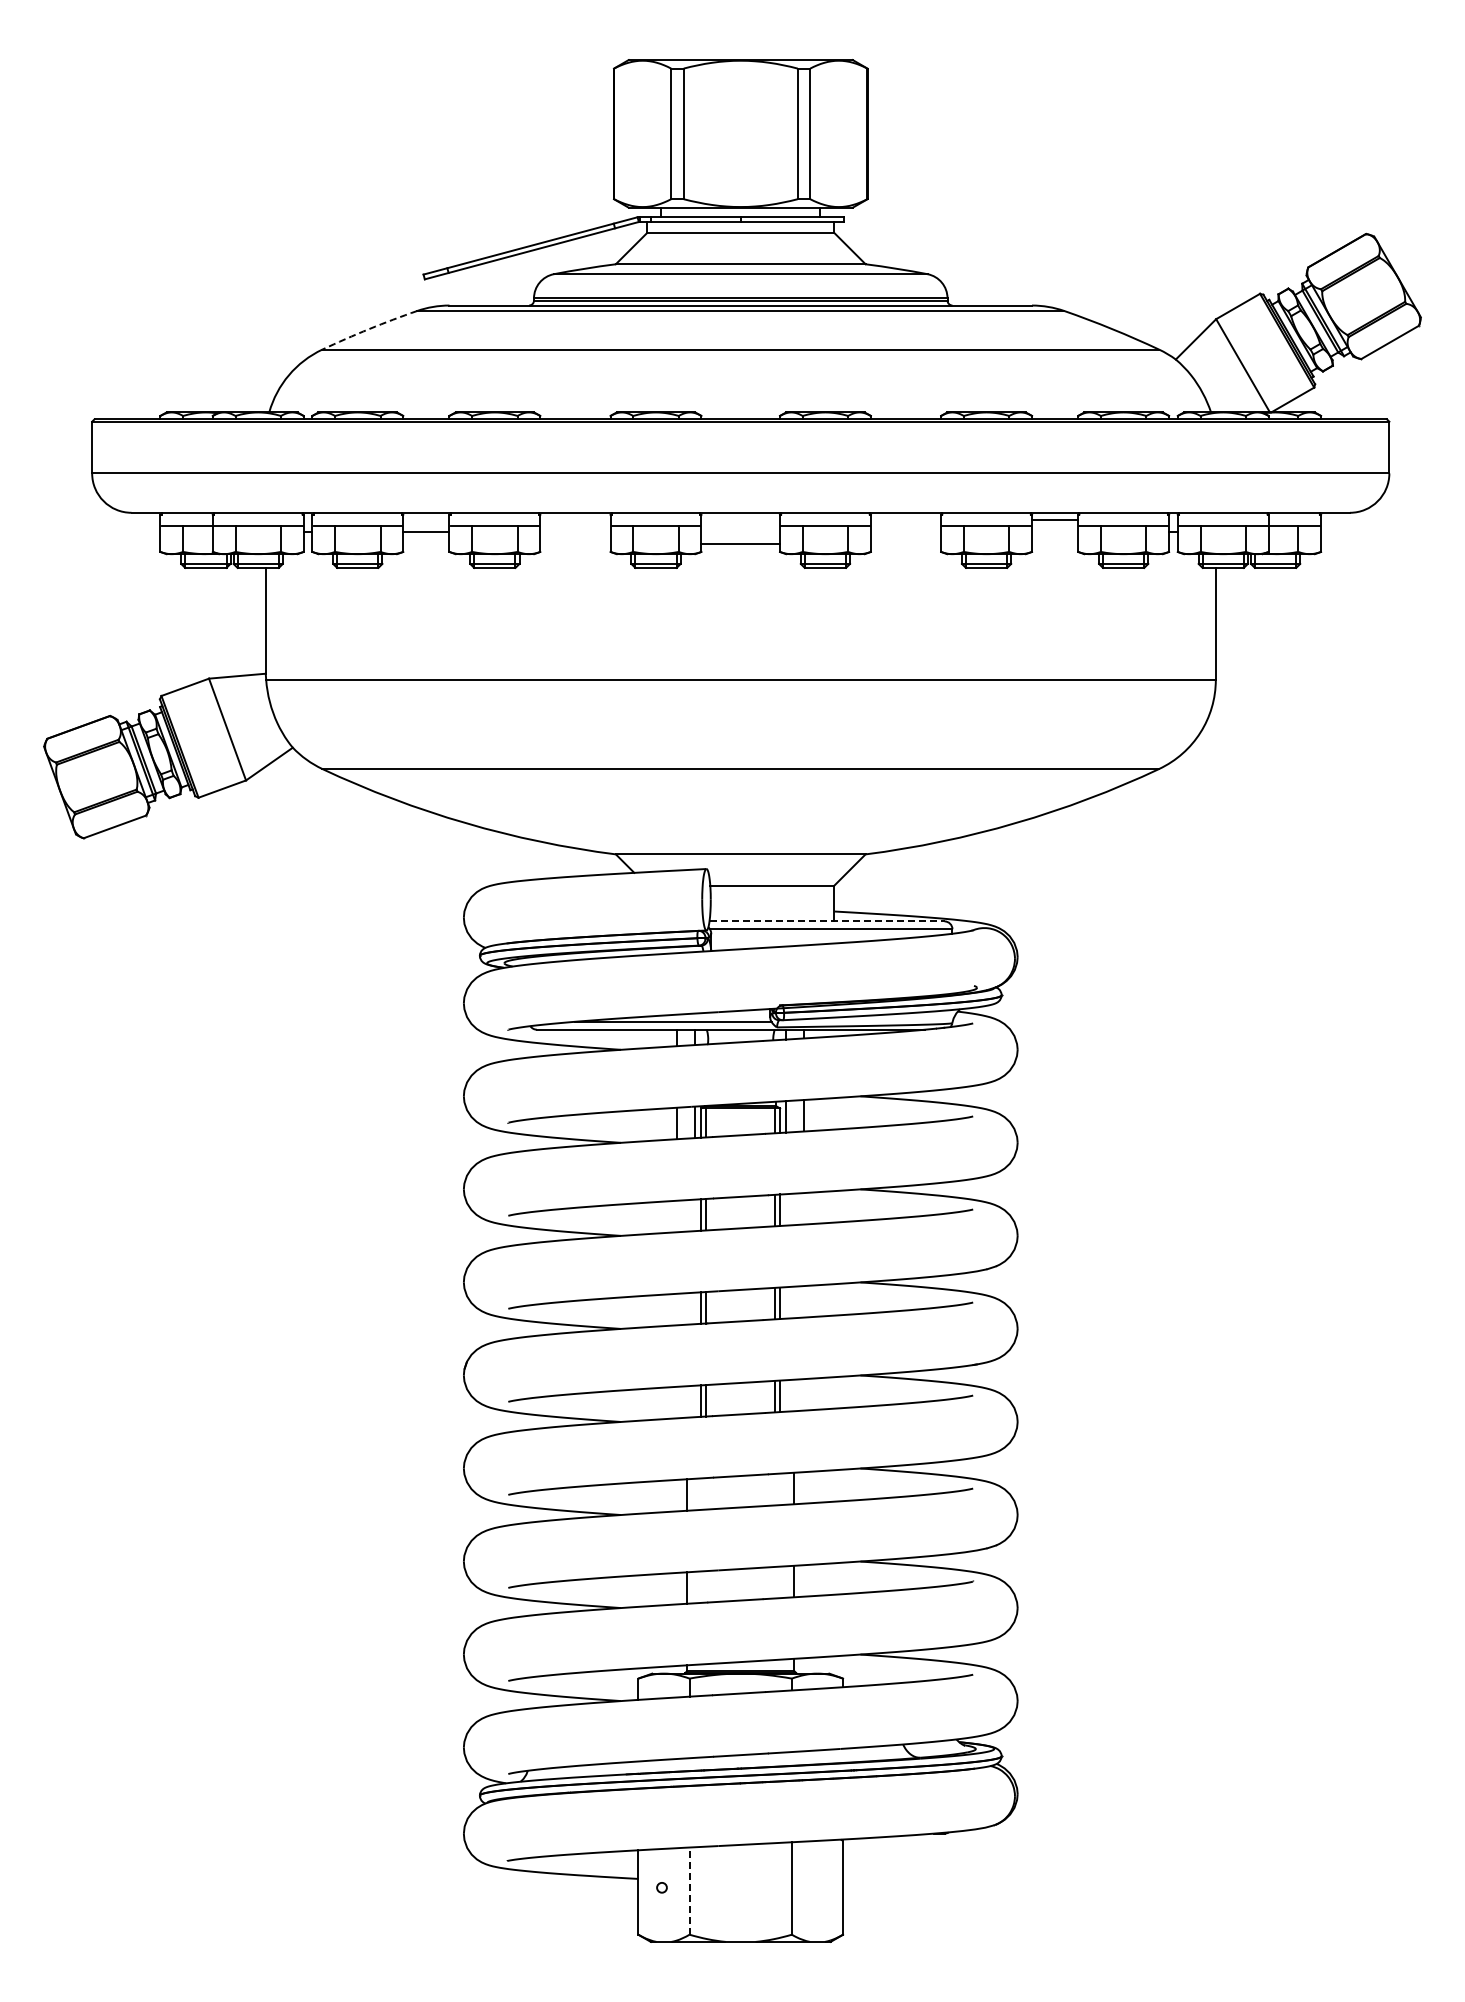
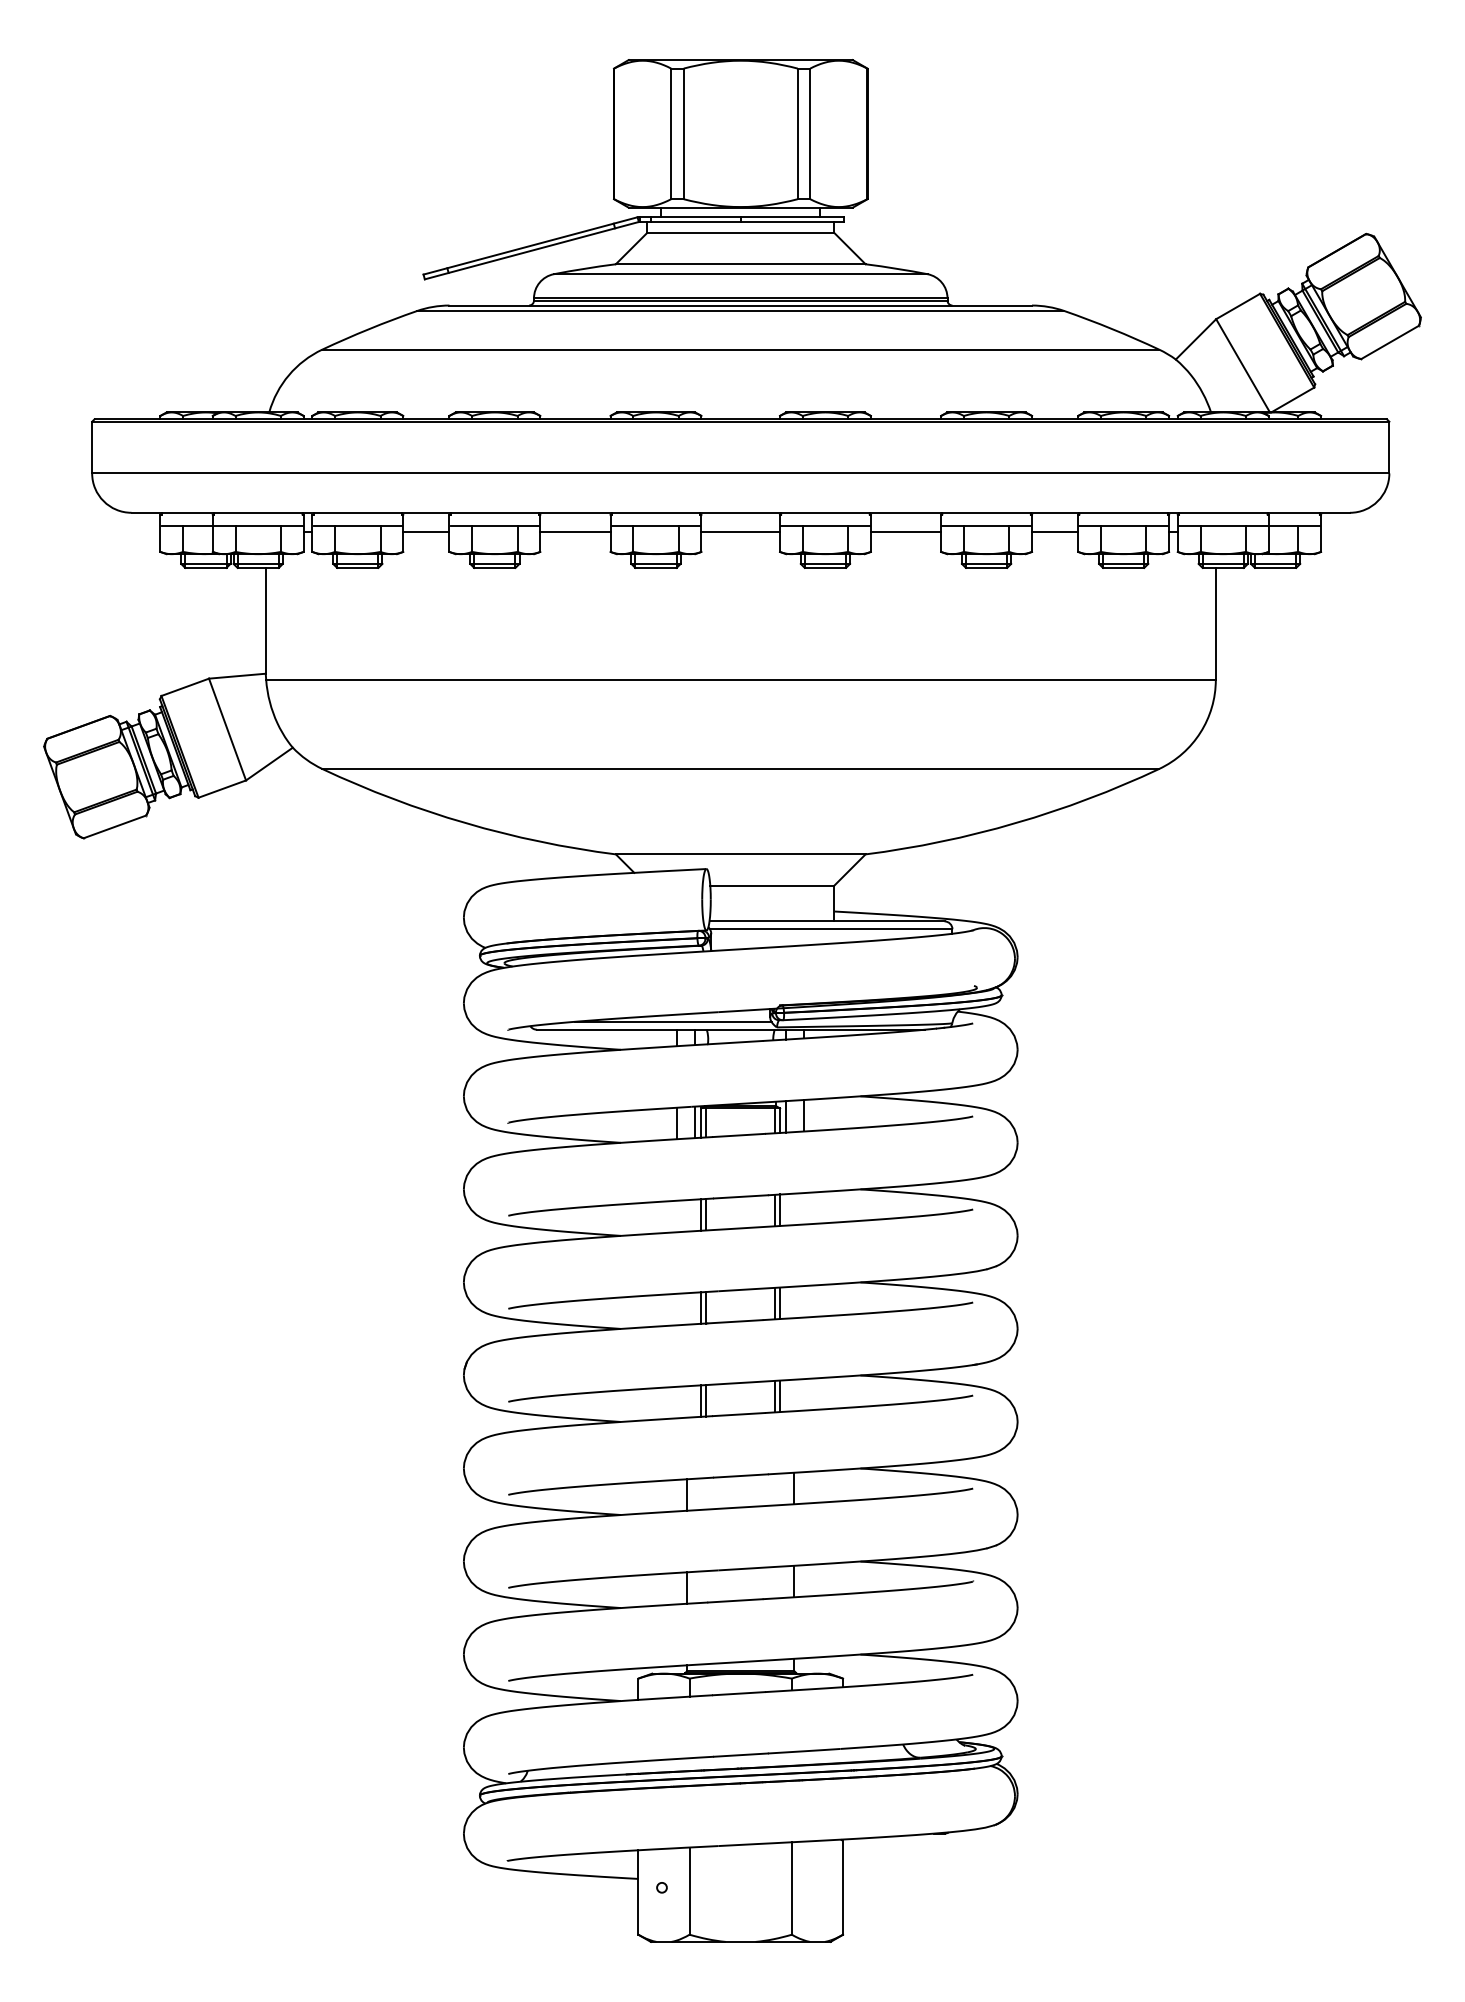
arc: dashed -> solid (369, 329)
line position: (1055, 520) -> (1055, 532) (1055, 532)
line: none -> present (575, 532)
line: none -> present (905, 532)
line position: (740, 544) -> (740, 532) (740, 532)
line: dashed -> solid (827, 921)
line: dashed -> solid (689, 1891)
